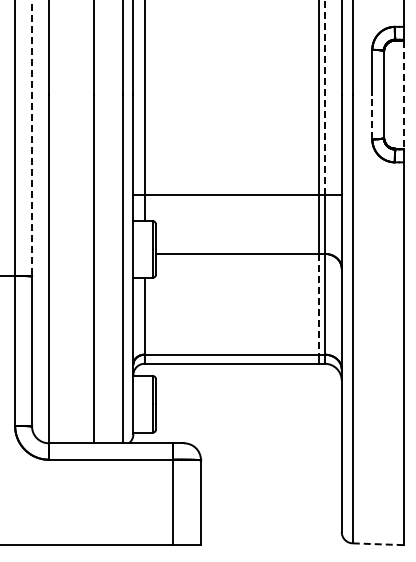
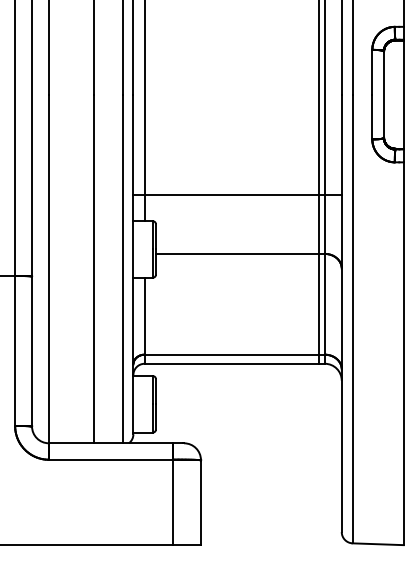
line: dashed -> solid (403, 95)
line: dashed -> solid (324, 97)
line: dashed -> solid (372, 116)
line: dashed -> solid (32, 138)
line: dashed -> solid (319, 304)
line: dashed -> solid (378, 544)
